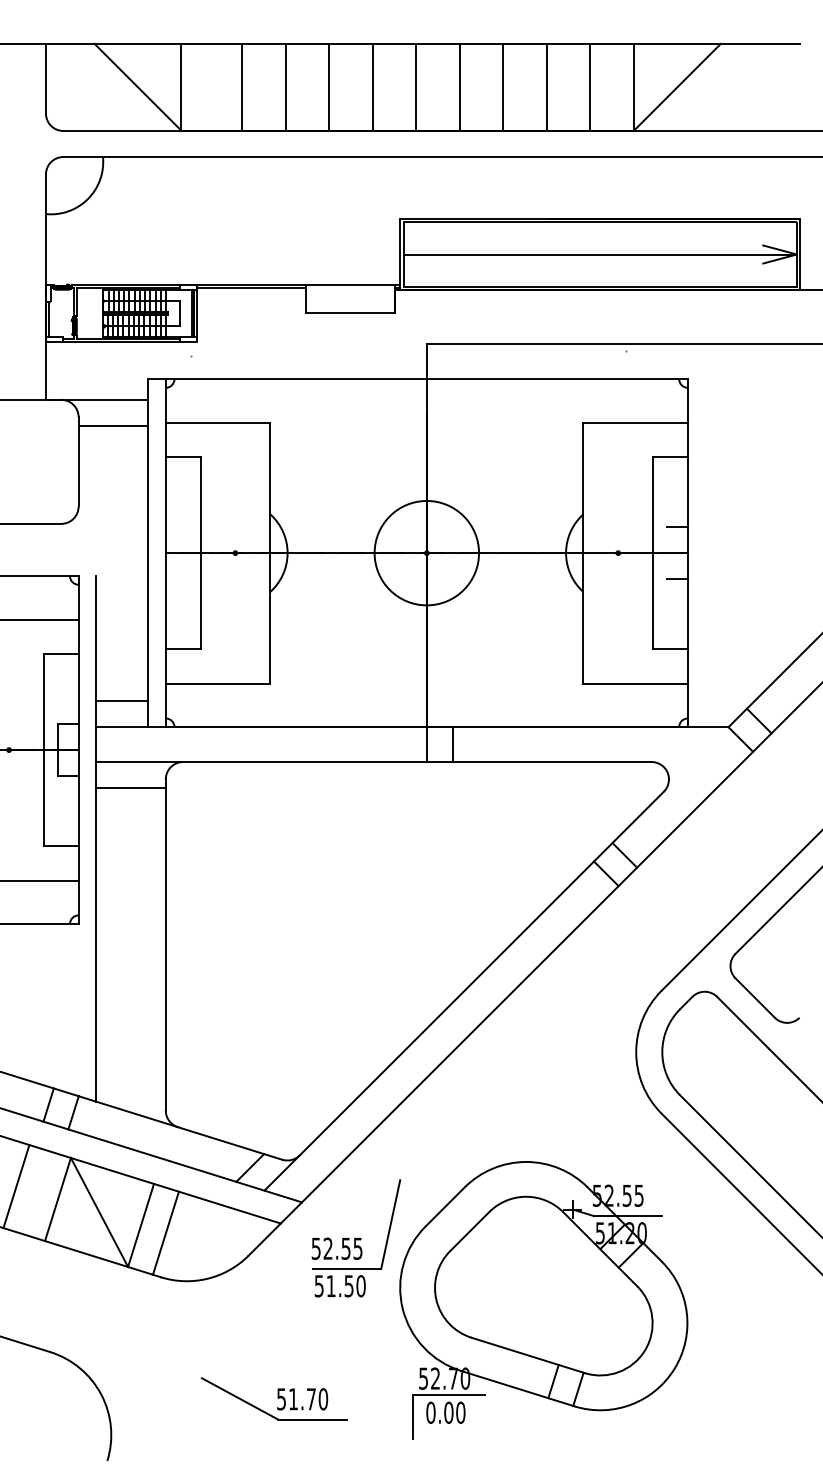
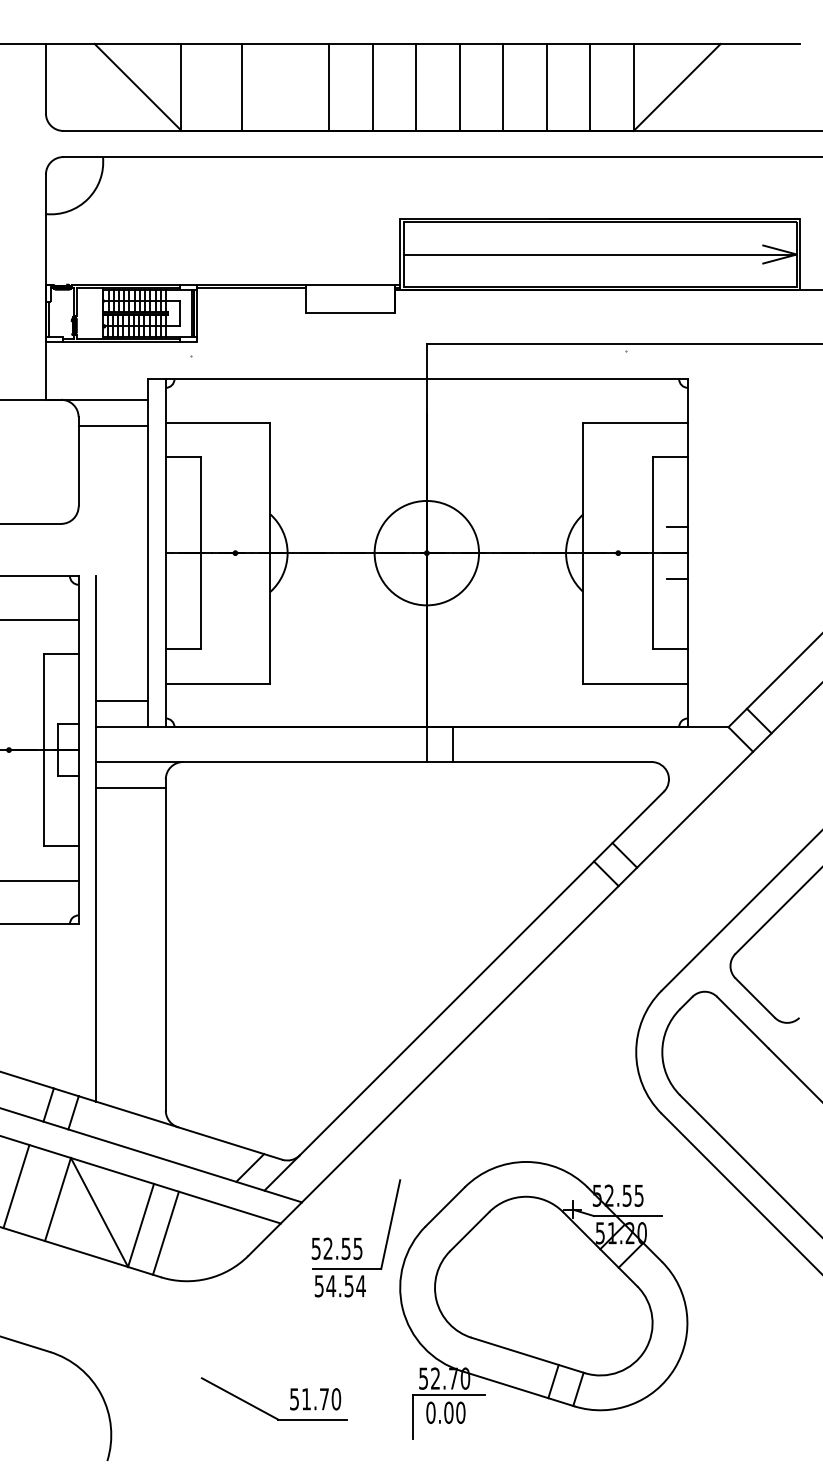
line: present -> none (285, 86)
text: 51.50 -> 54.54 (345, 1286)
text position: (302, 1399) -> (315, 1399) (315, 1399)
